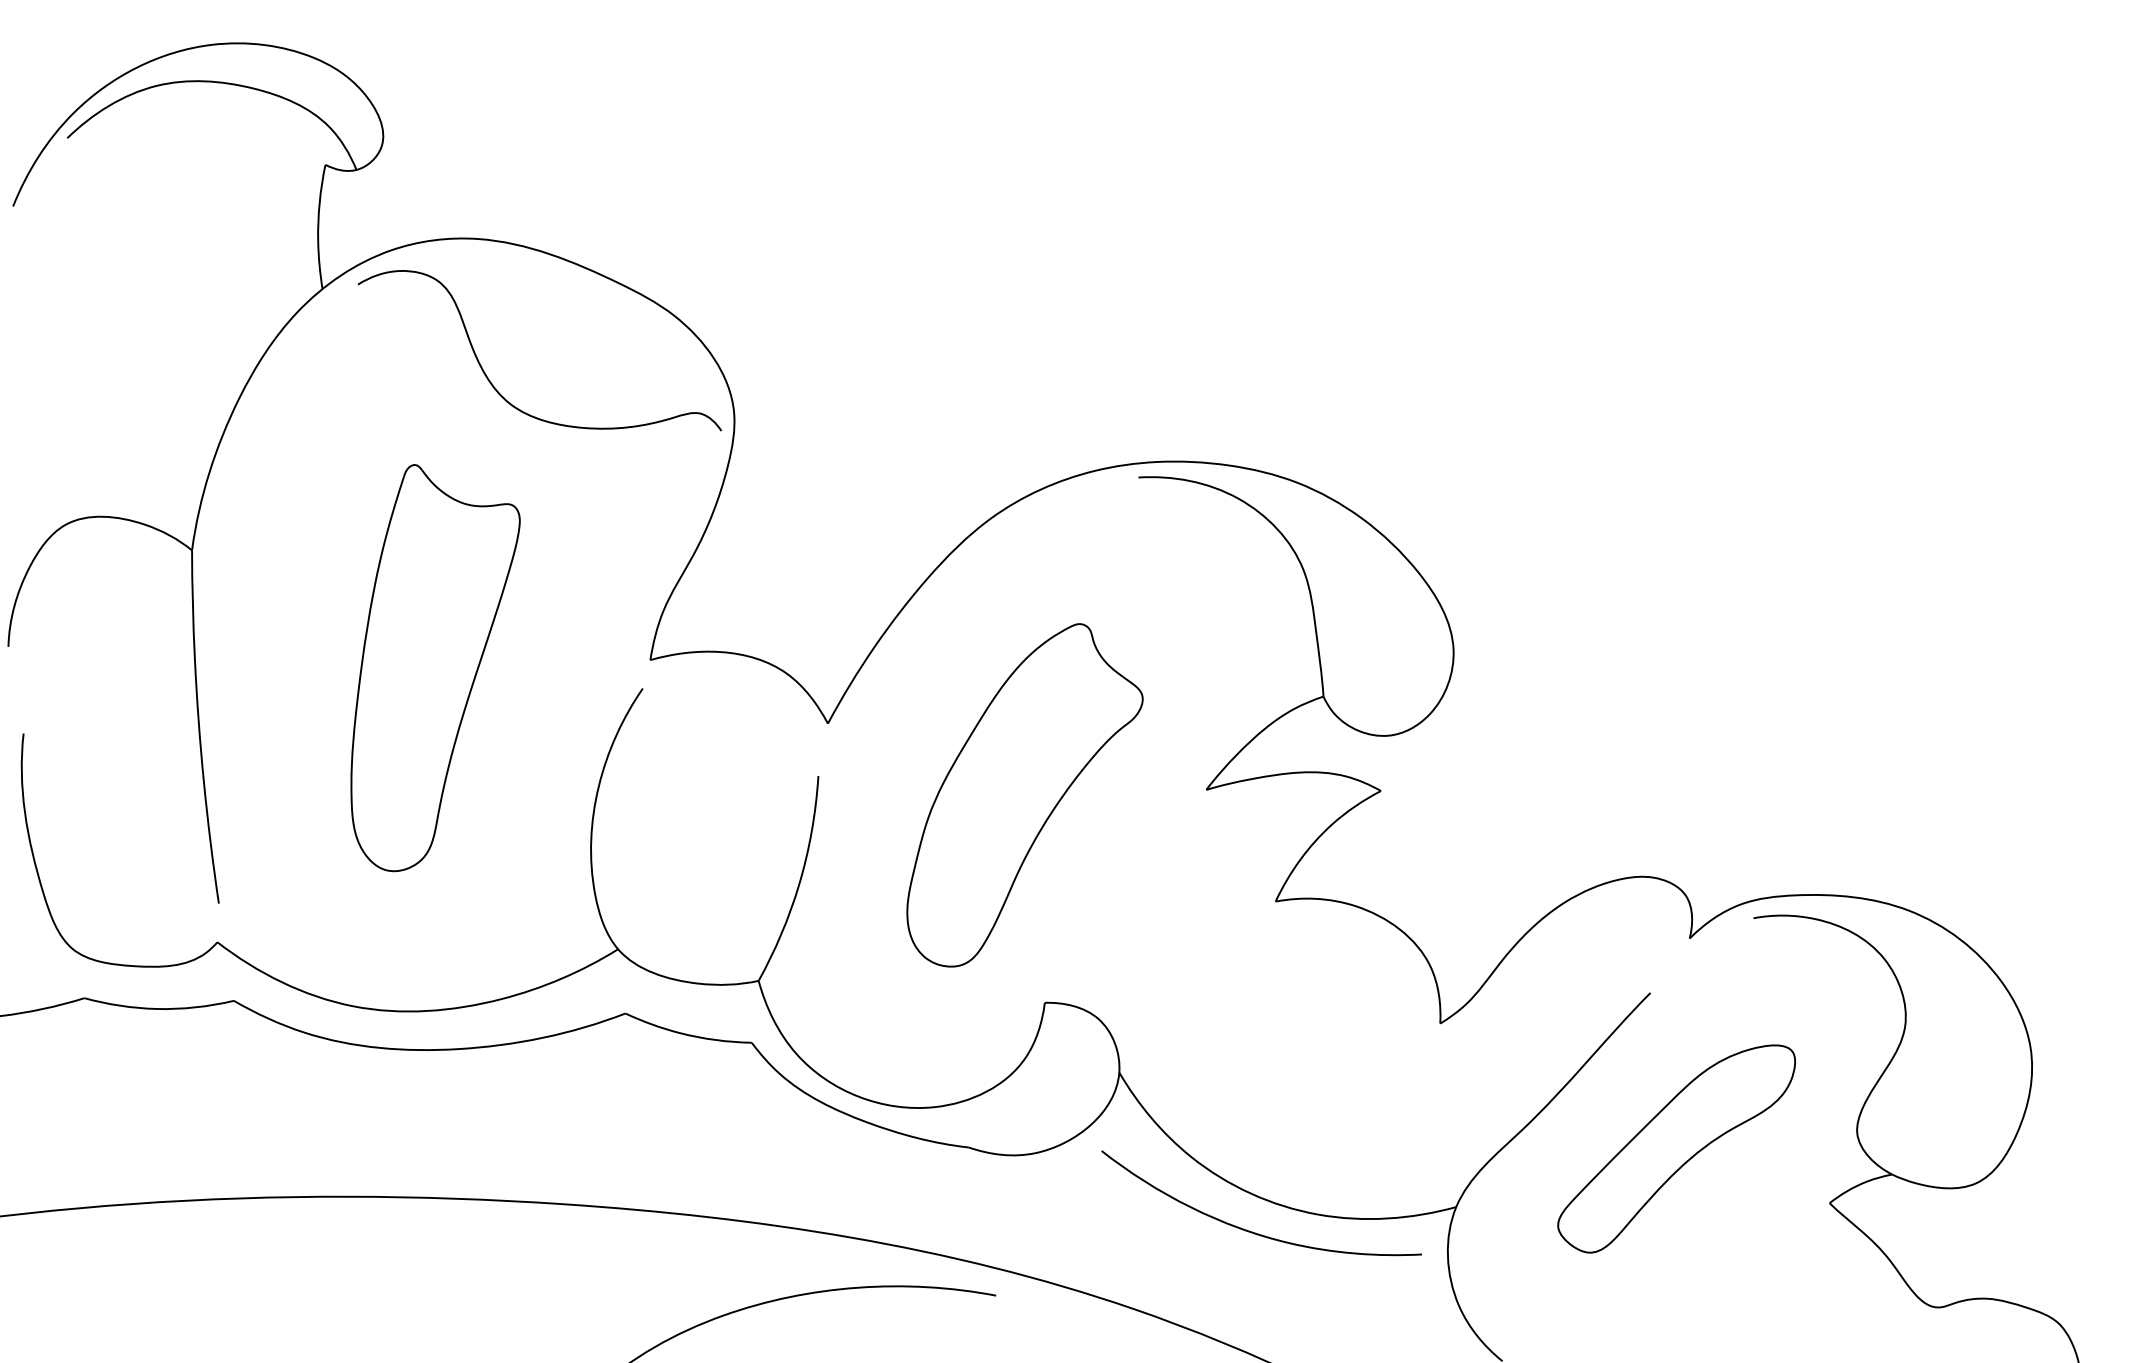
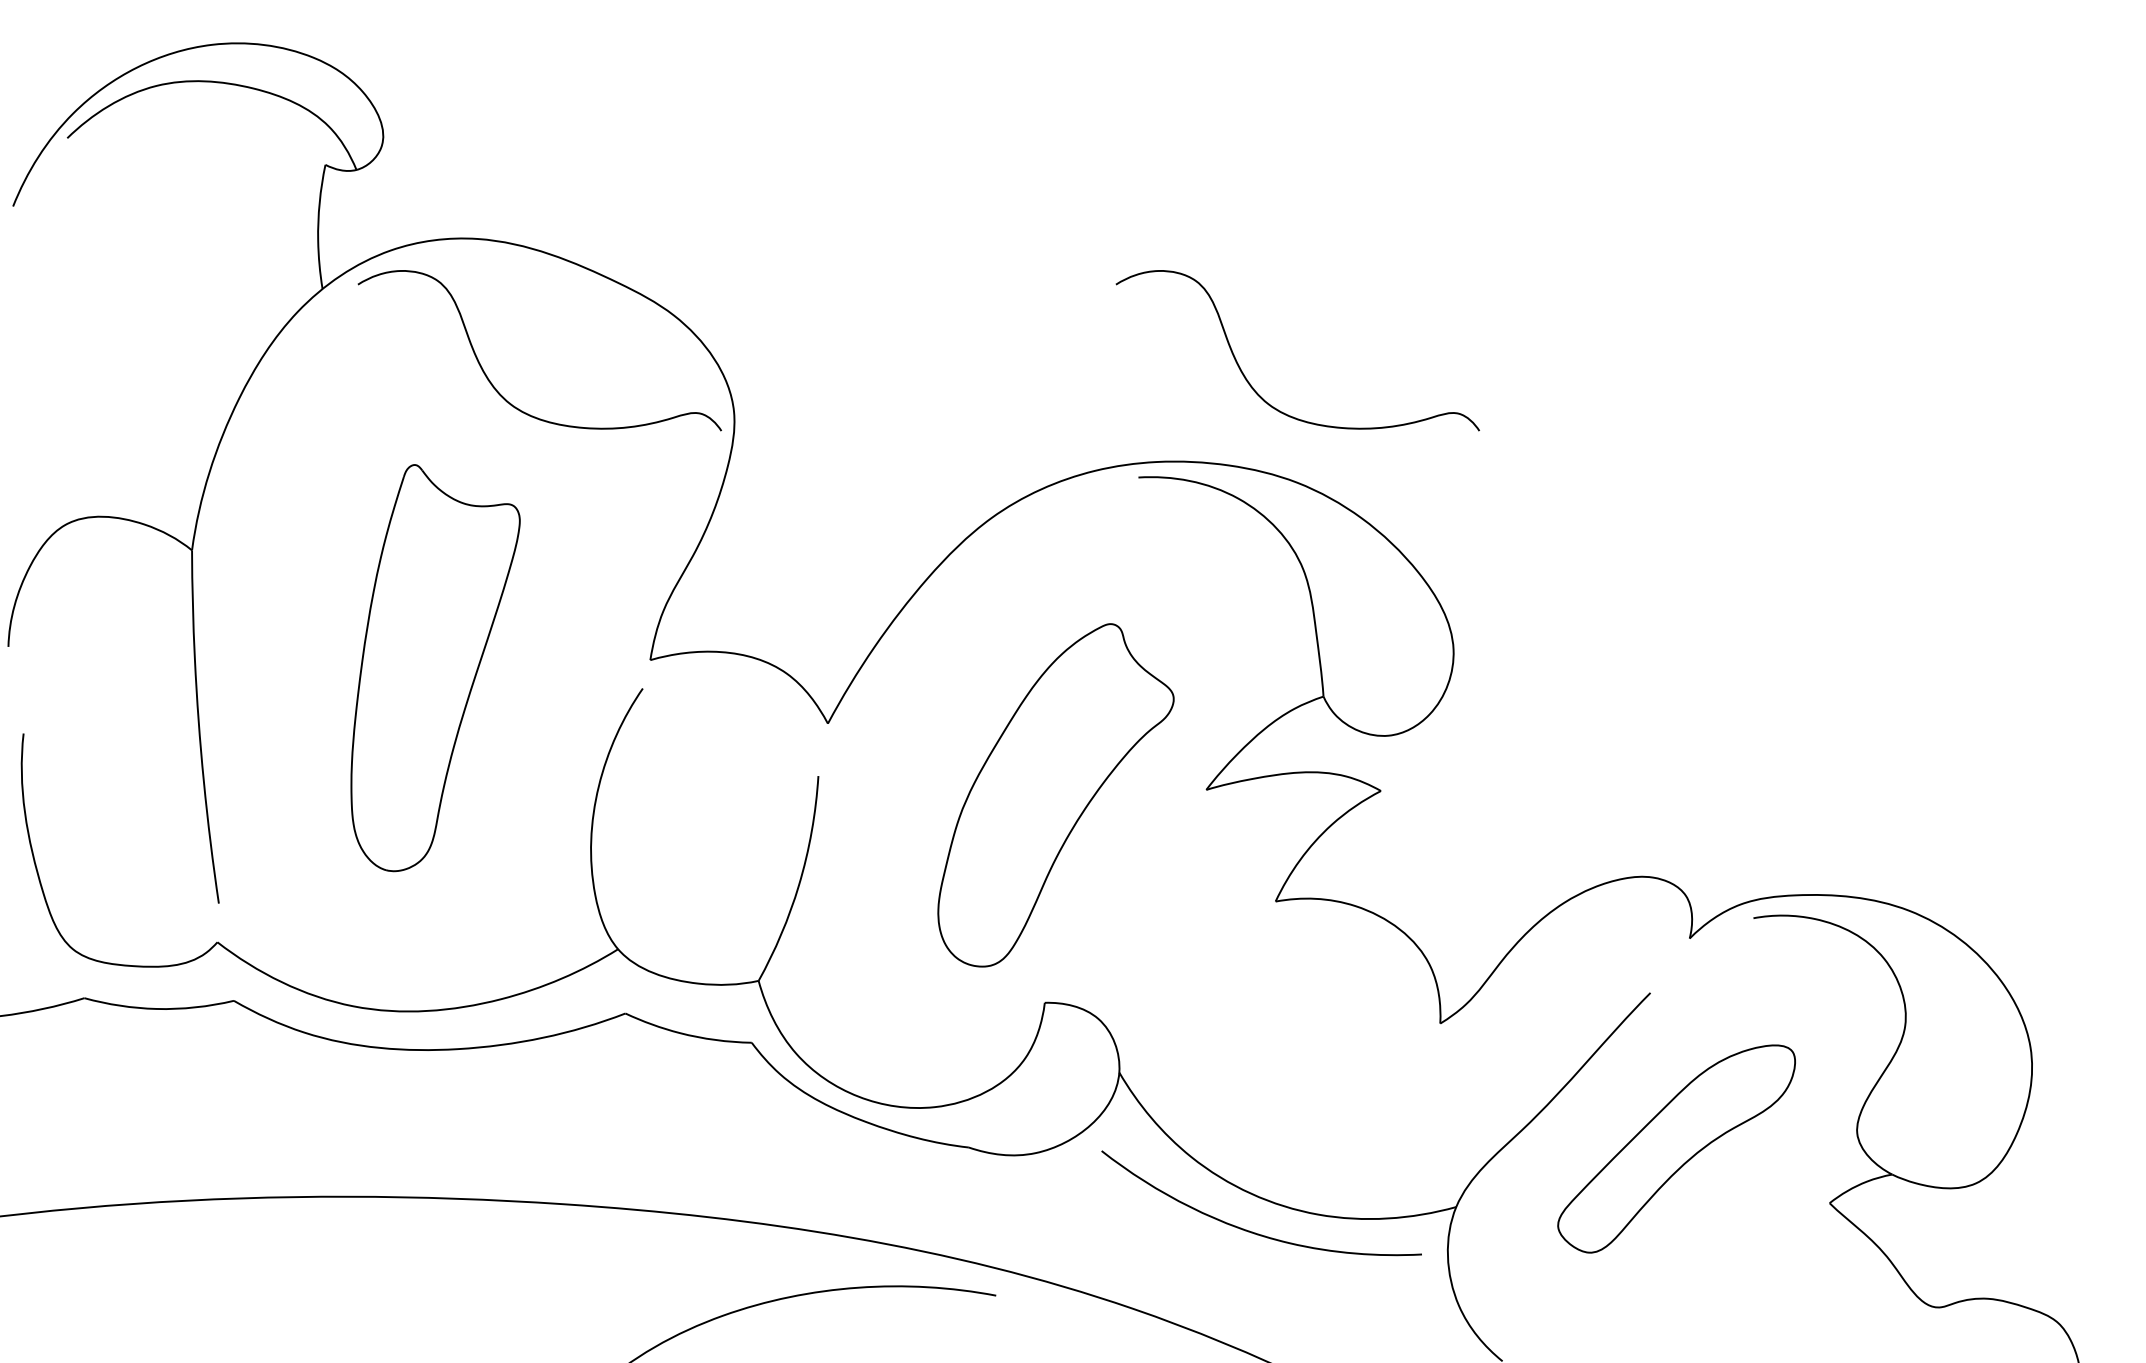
curve: none -> present (1254, 388)
part position: (1024, 795) -> (1055, 795) (1055, 795)
